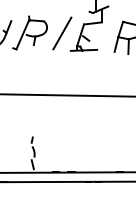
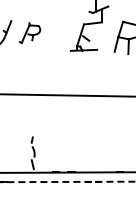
part size: 36x36 px -> 23x22 px (30, 32)
line: present -> none (62, 33)
line: solid -> dashed (68, 181)
